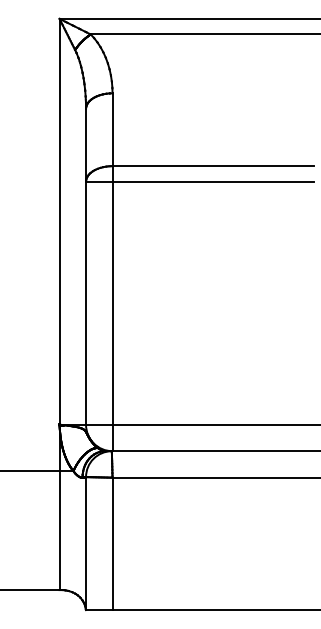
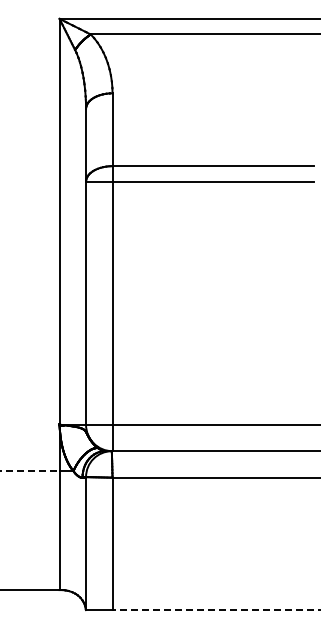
line: solid -> dashed (30, 471)
line: solid -> dashed (216, 610)
